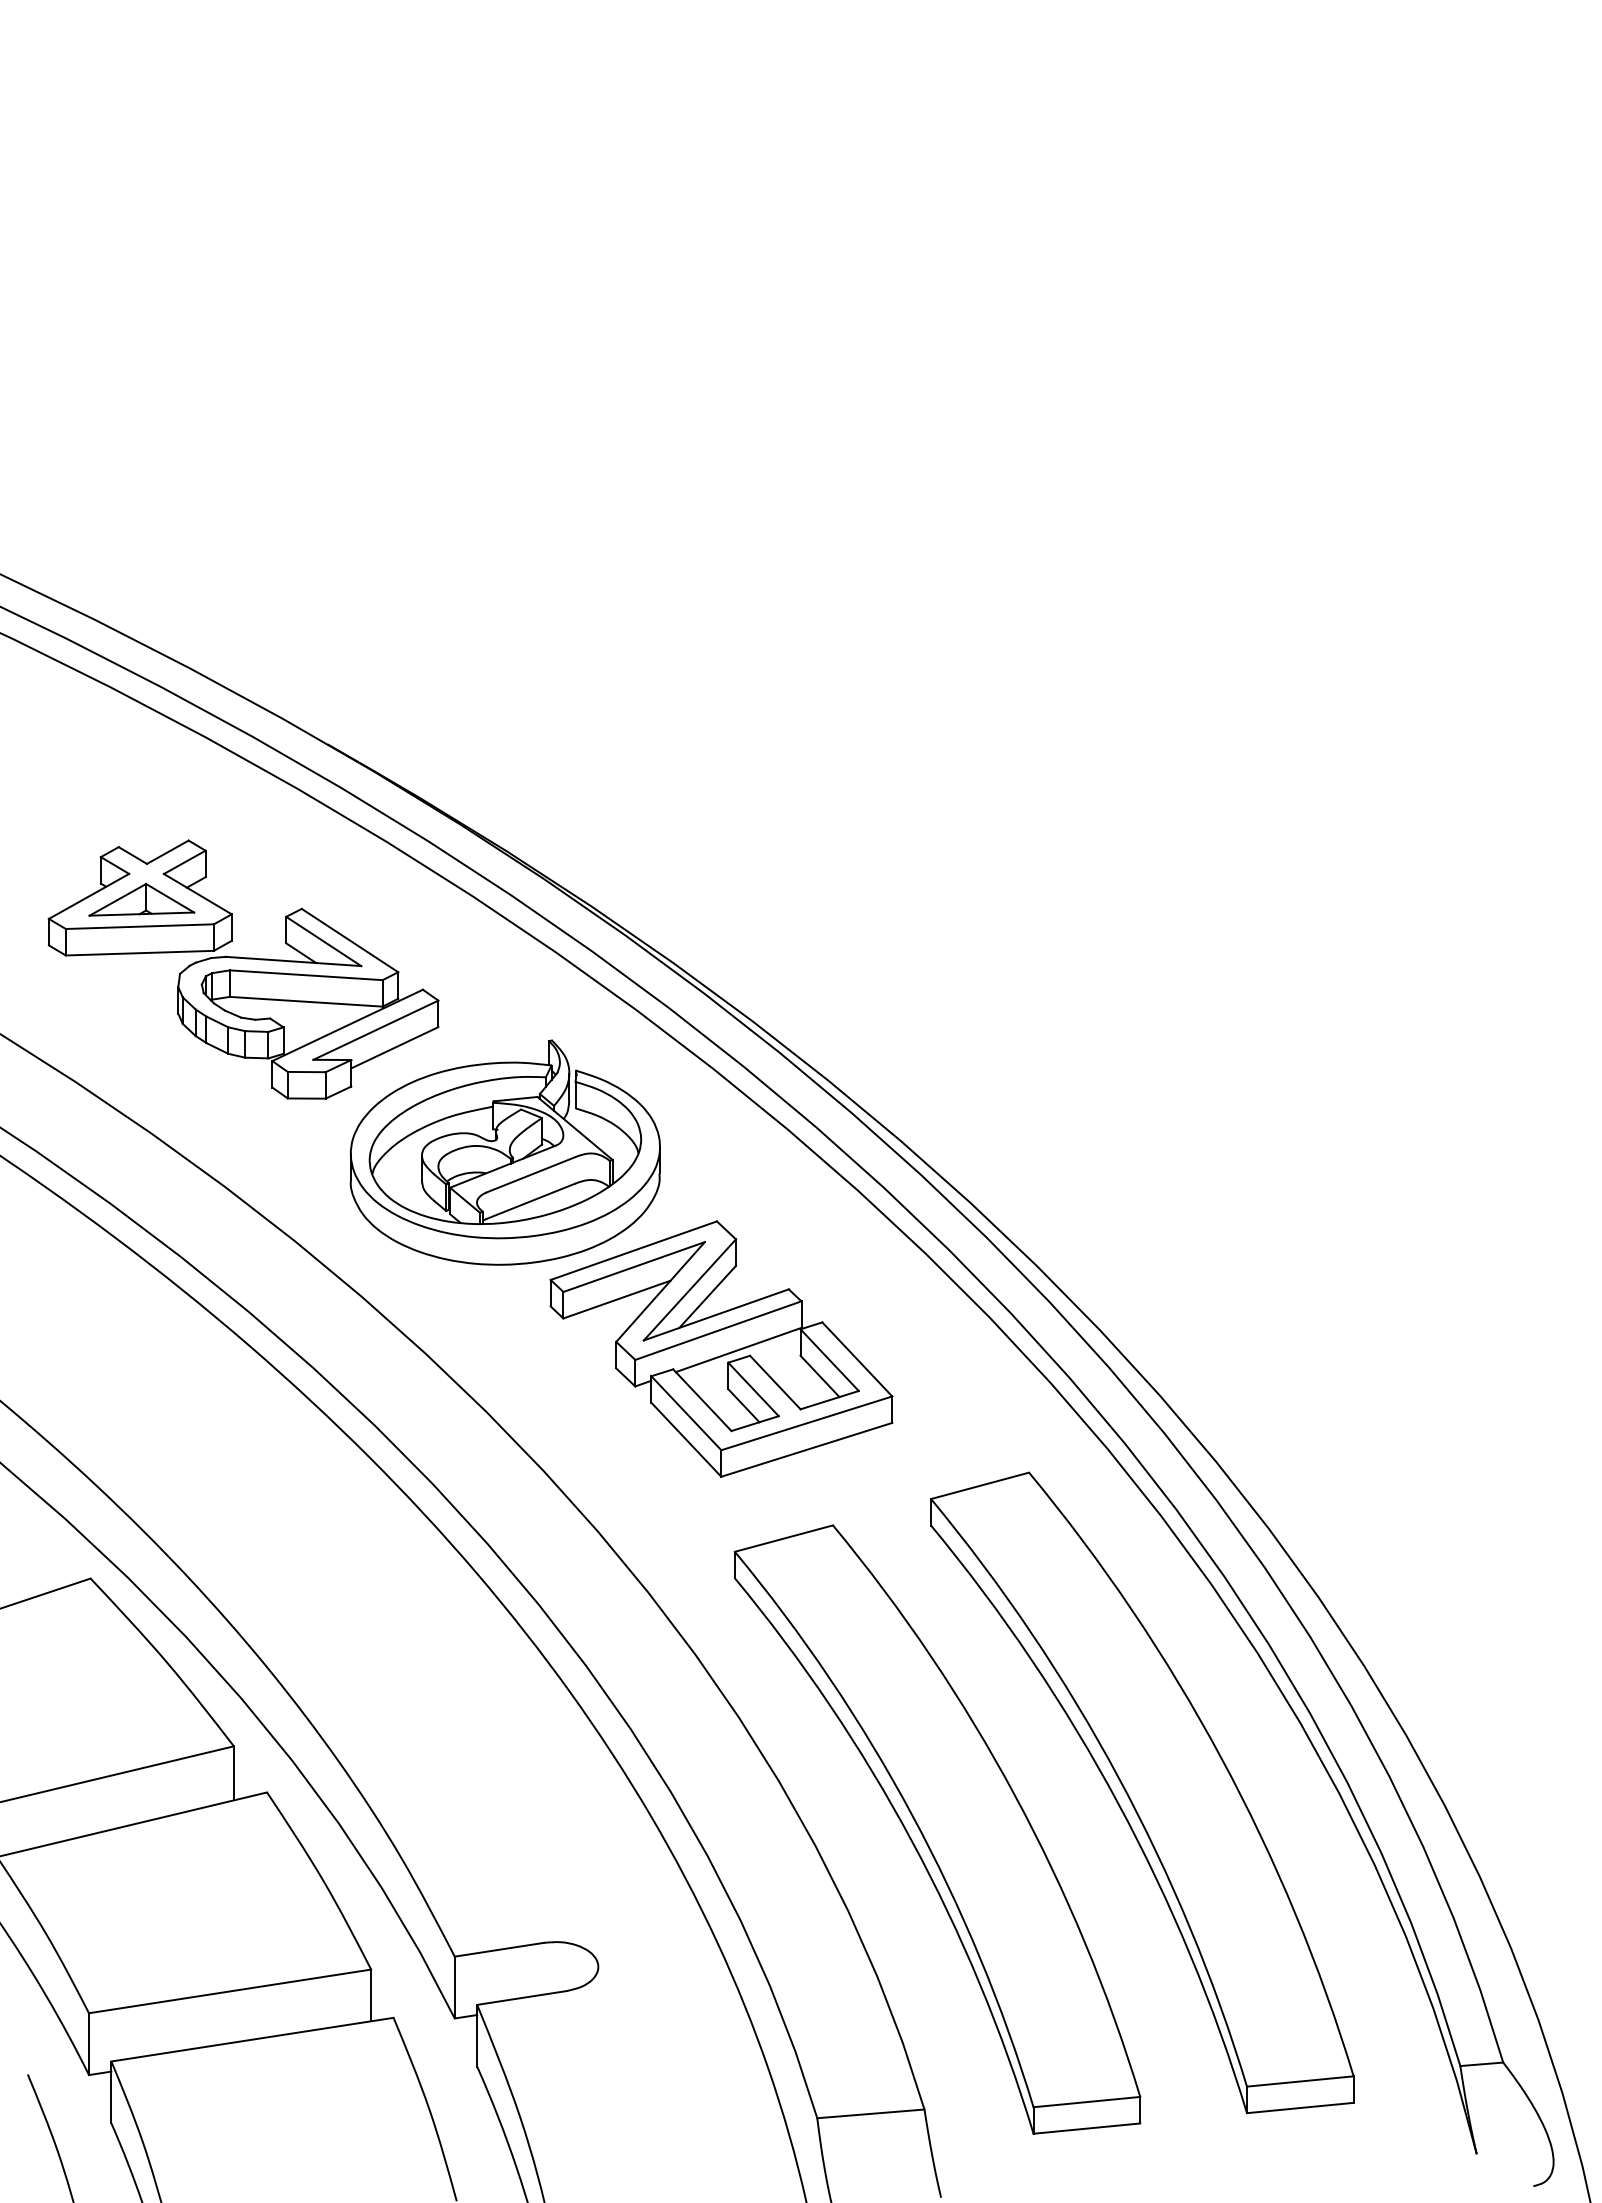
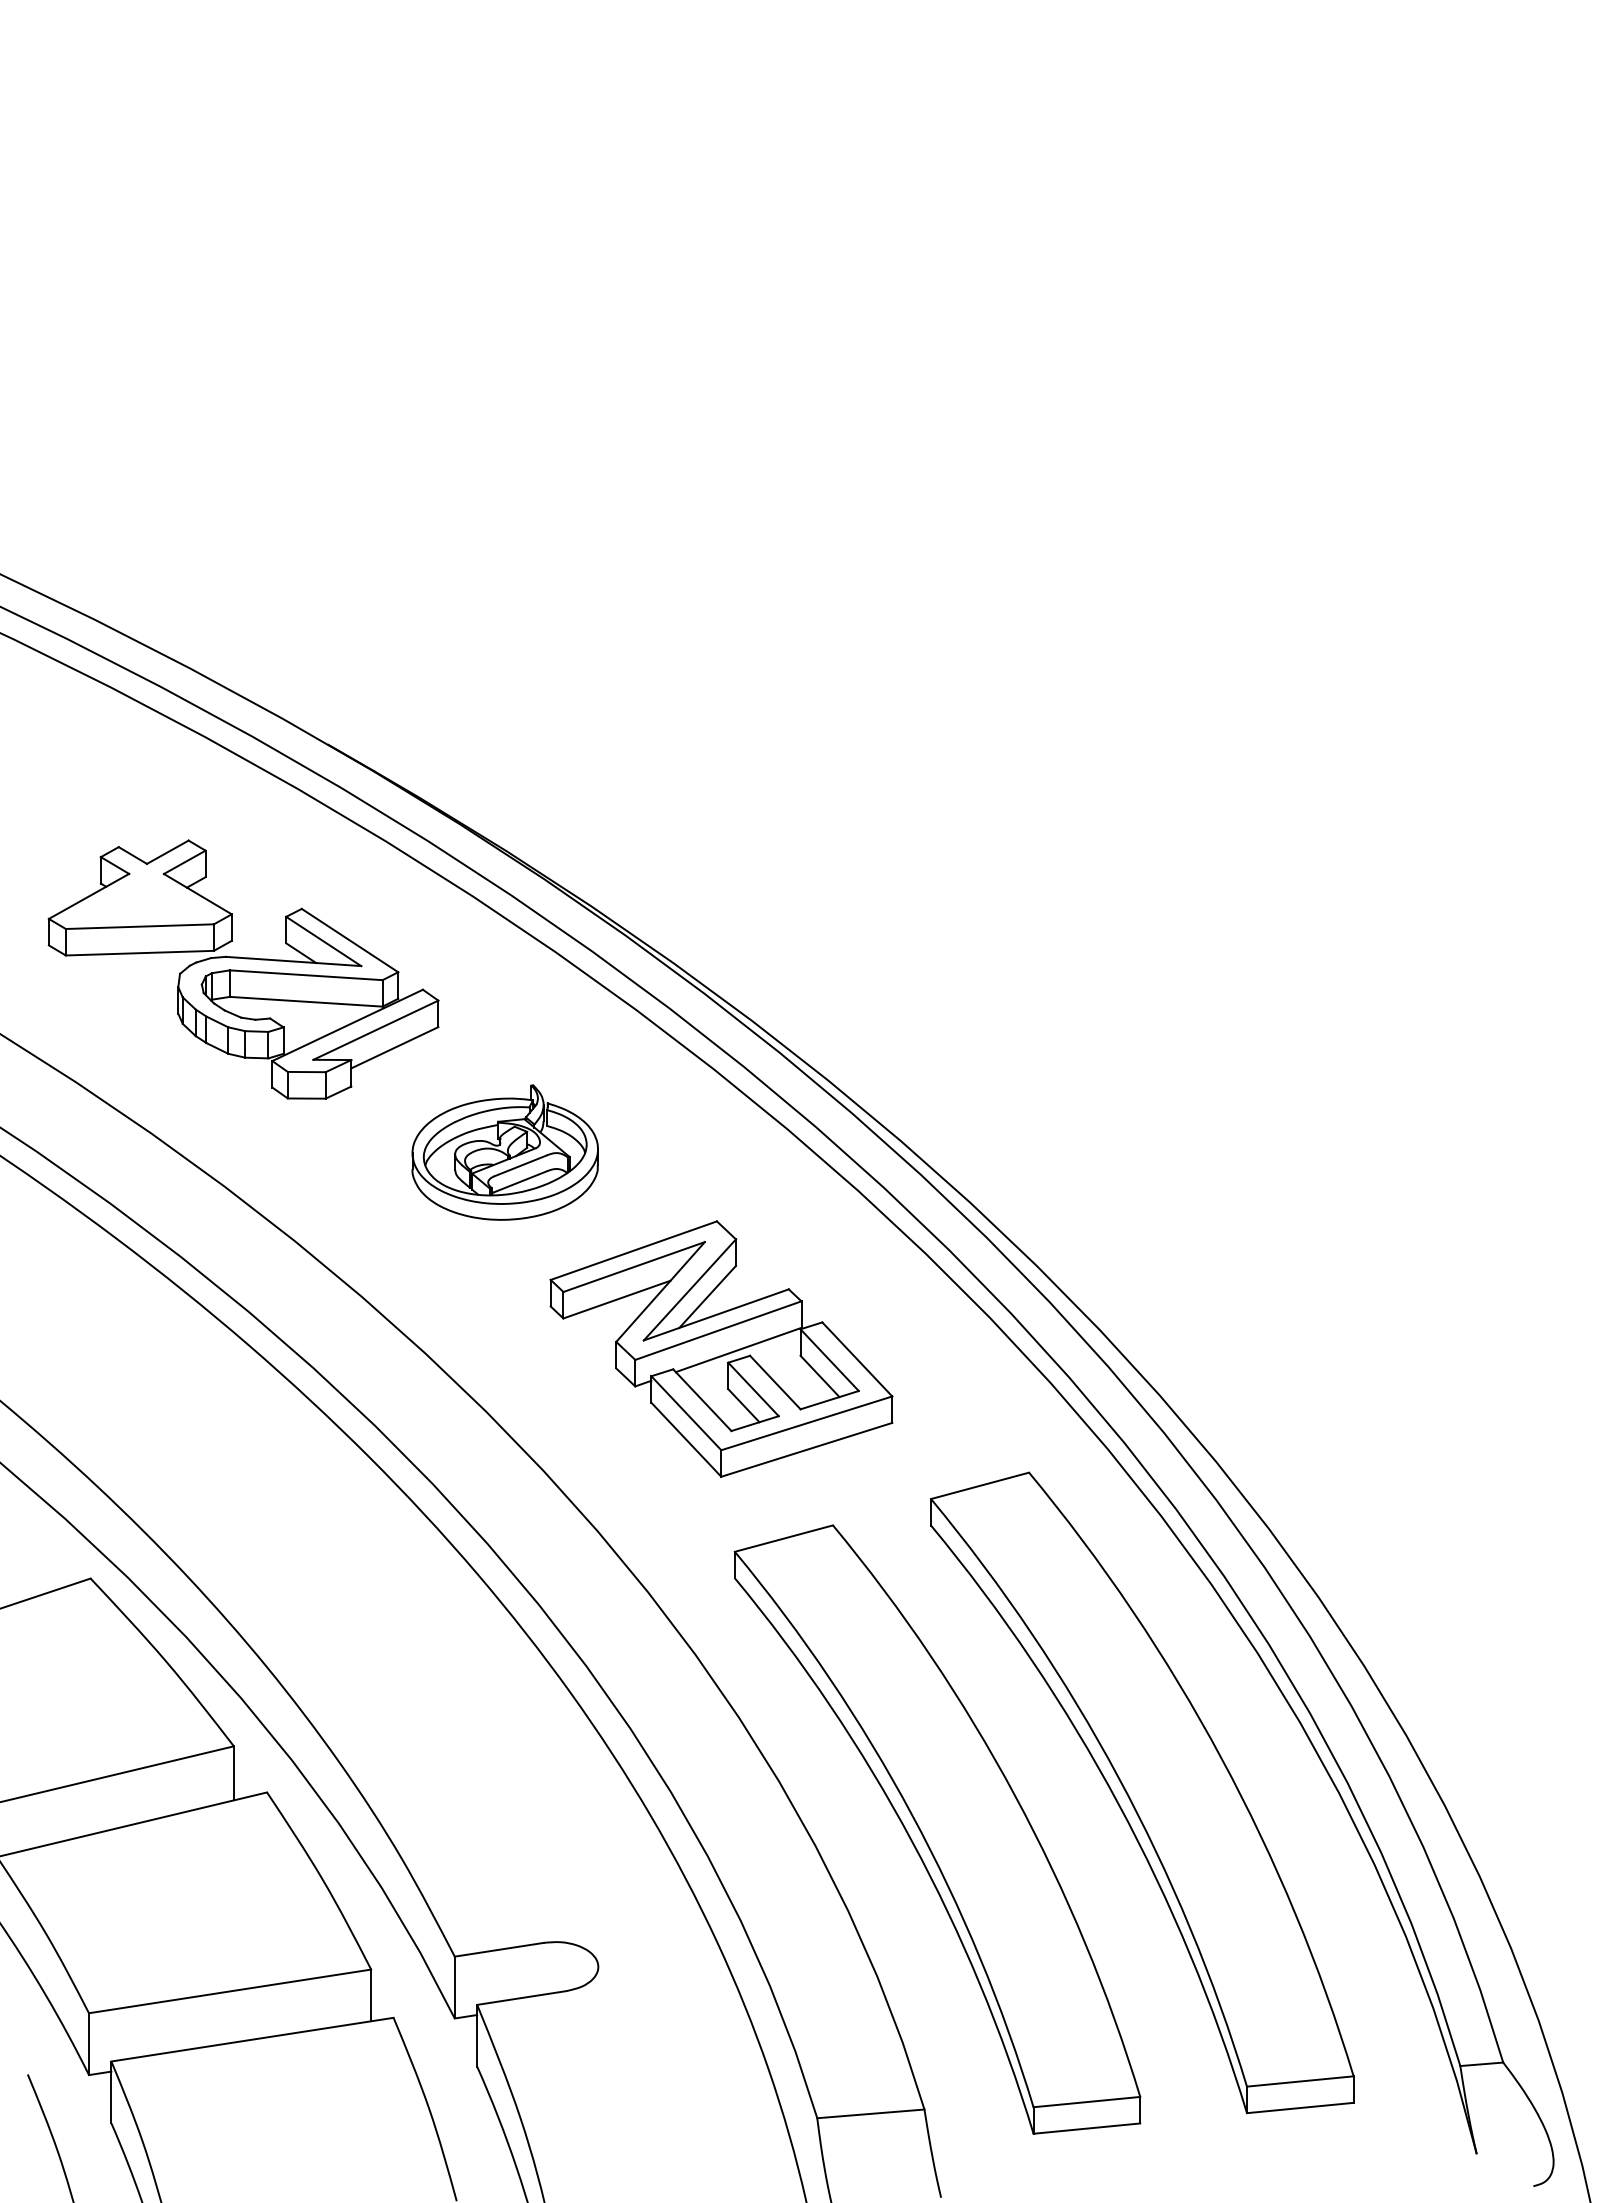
part: present -> none (141, 899)
part size: 312x227 px -> 188x137 px (504, 1152)
